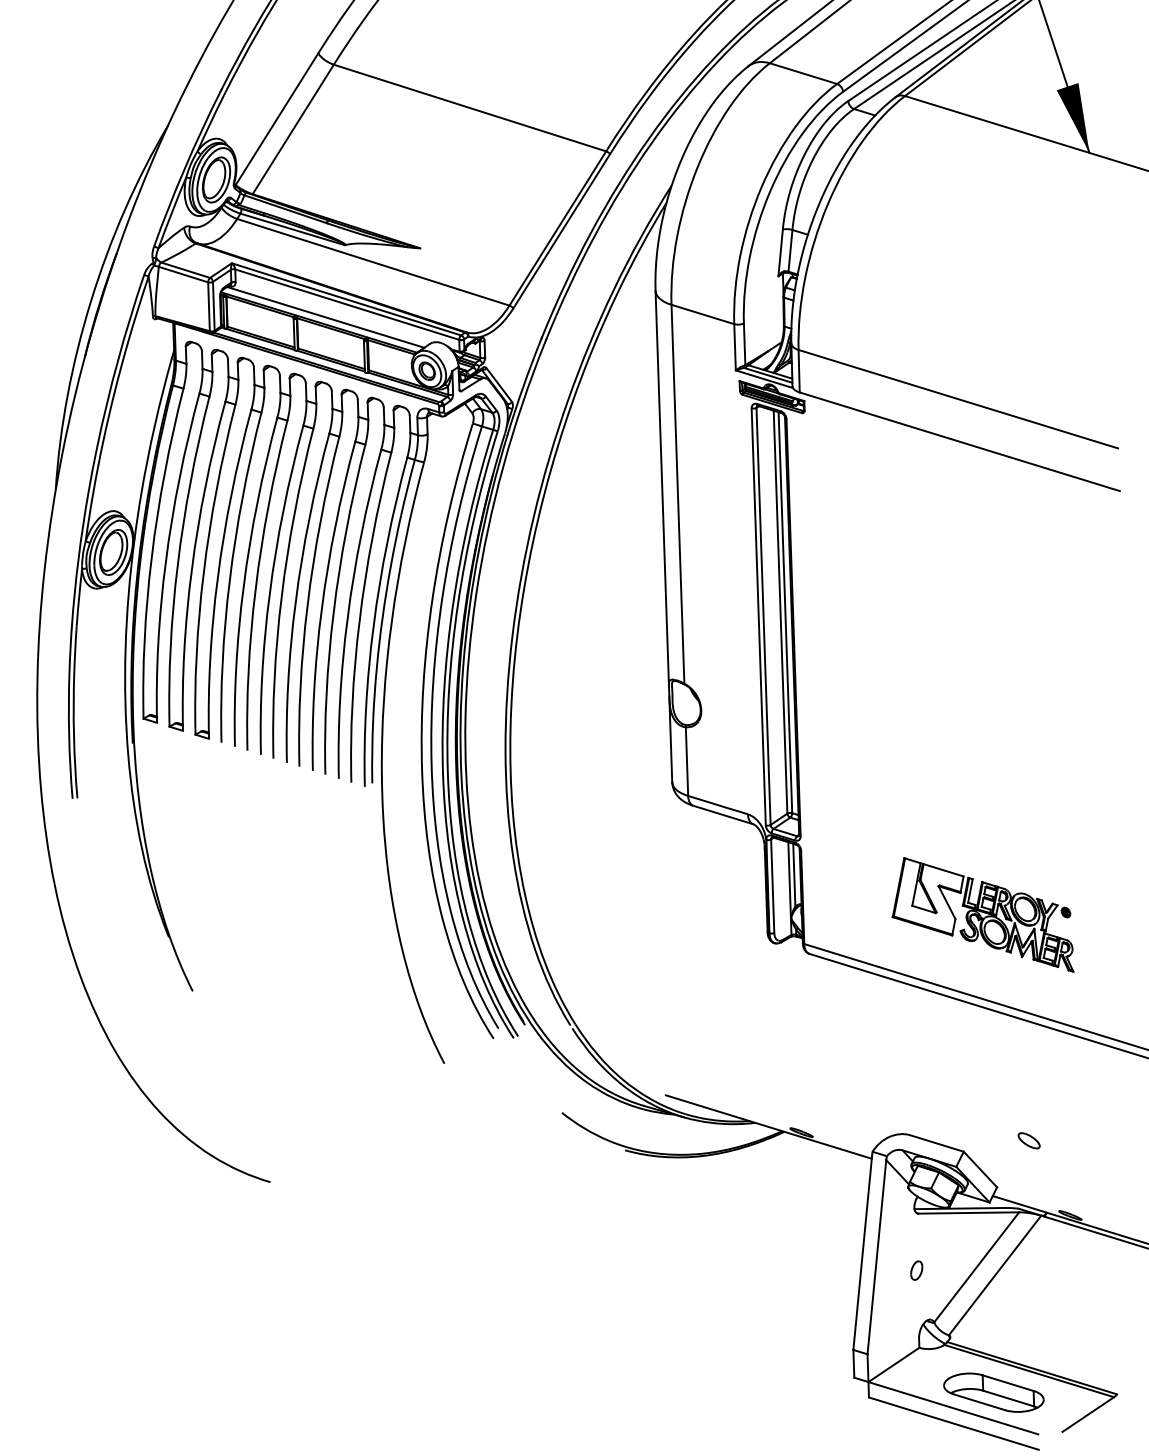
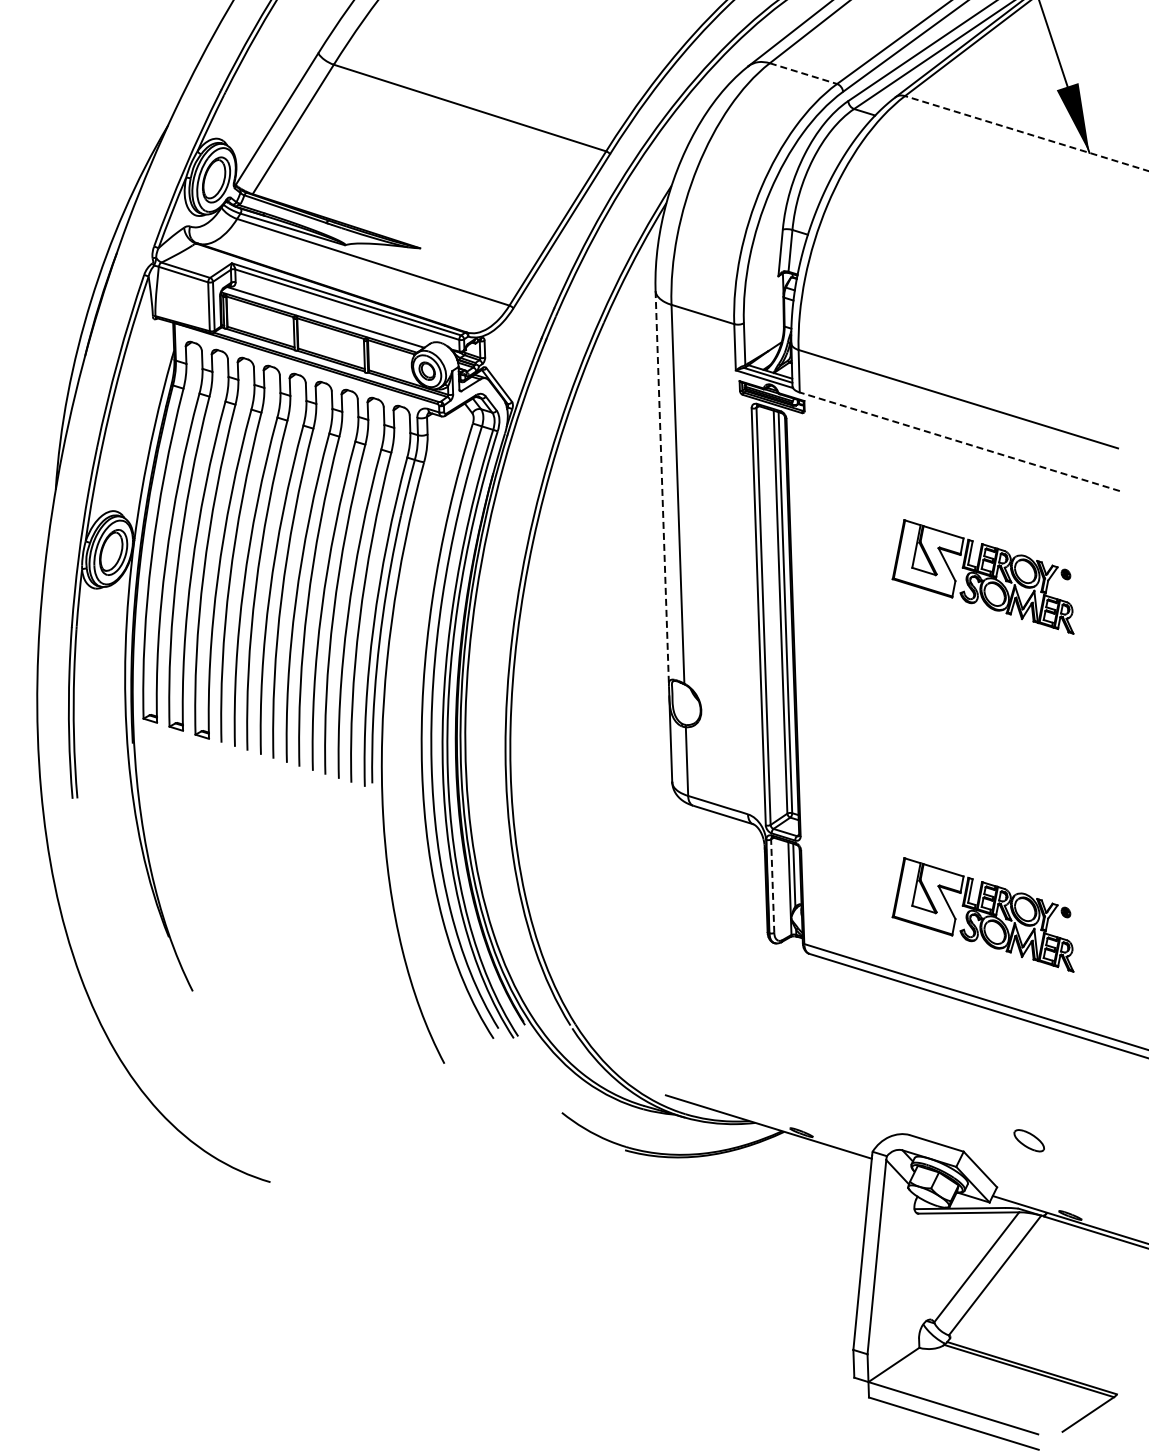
line: solid -> dashed (803, 73)
line: solid -> dashed (1026, 133)
line: solid -> dashed (959, 441)
line: solid -> dashed (662, 489)
part: none -> present (982, 576)
line: solid -> dashed (772, 886)
part size: 24x18 px -> 32x24 px (1028, 1140)
part: present -> none (916, 1270)
part: present -> none (993, 1392)
